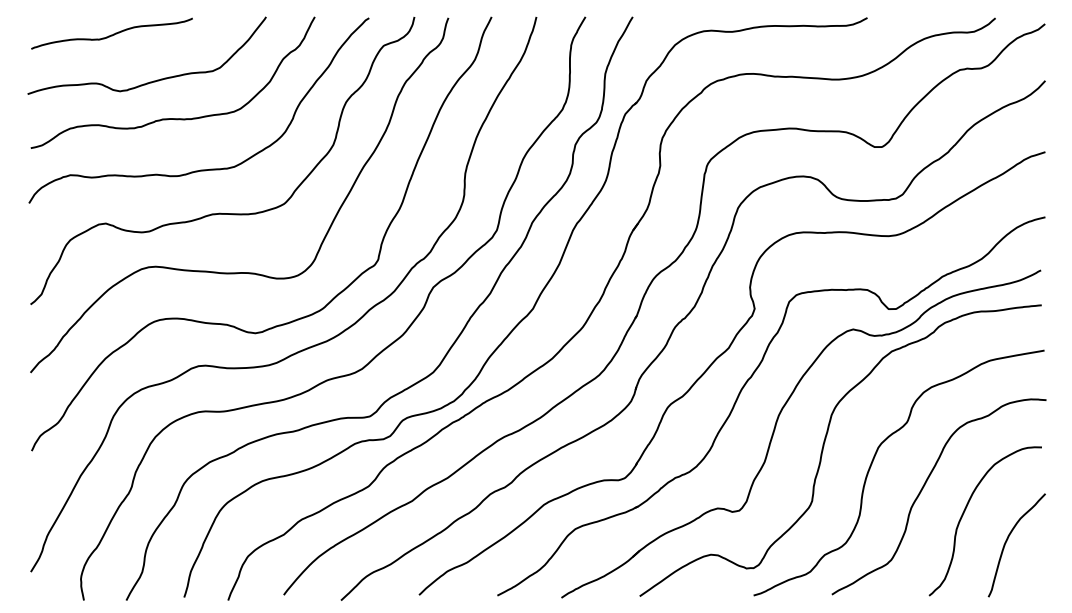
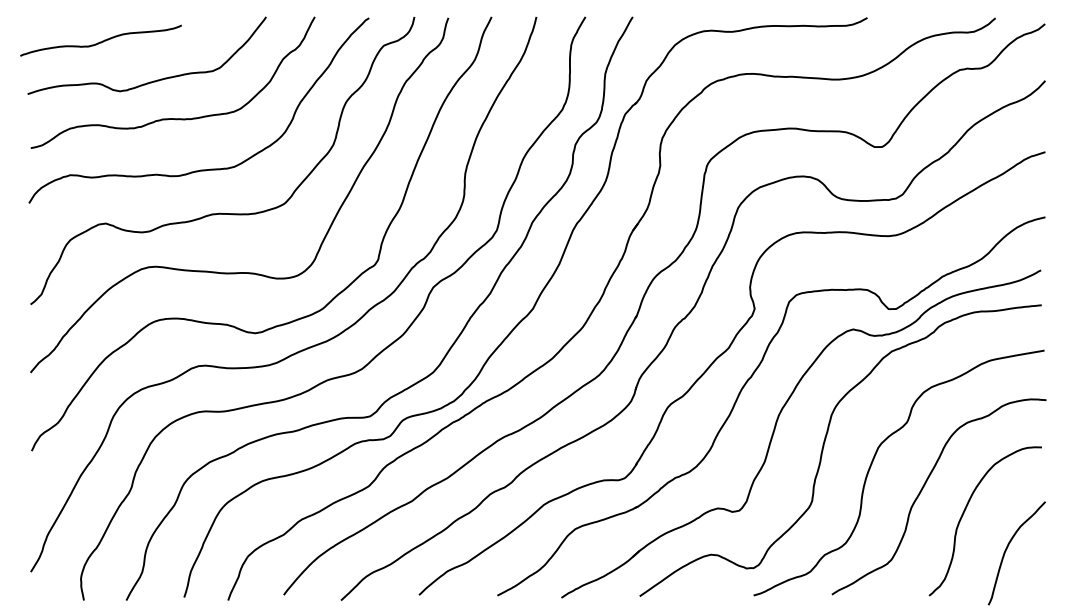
curve position: (111, 34) -> (100, 41) (100, 41)
curve position: (1007, 541) -> (1007, 549) (1007, 549)
